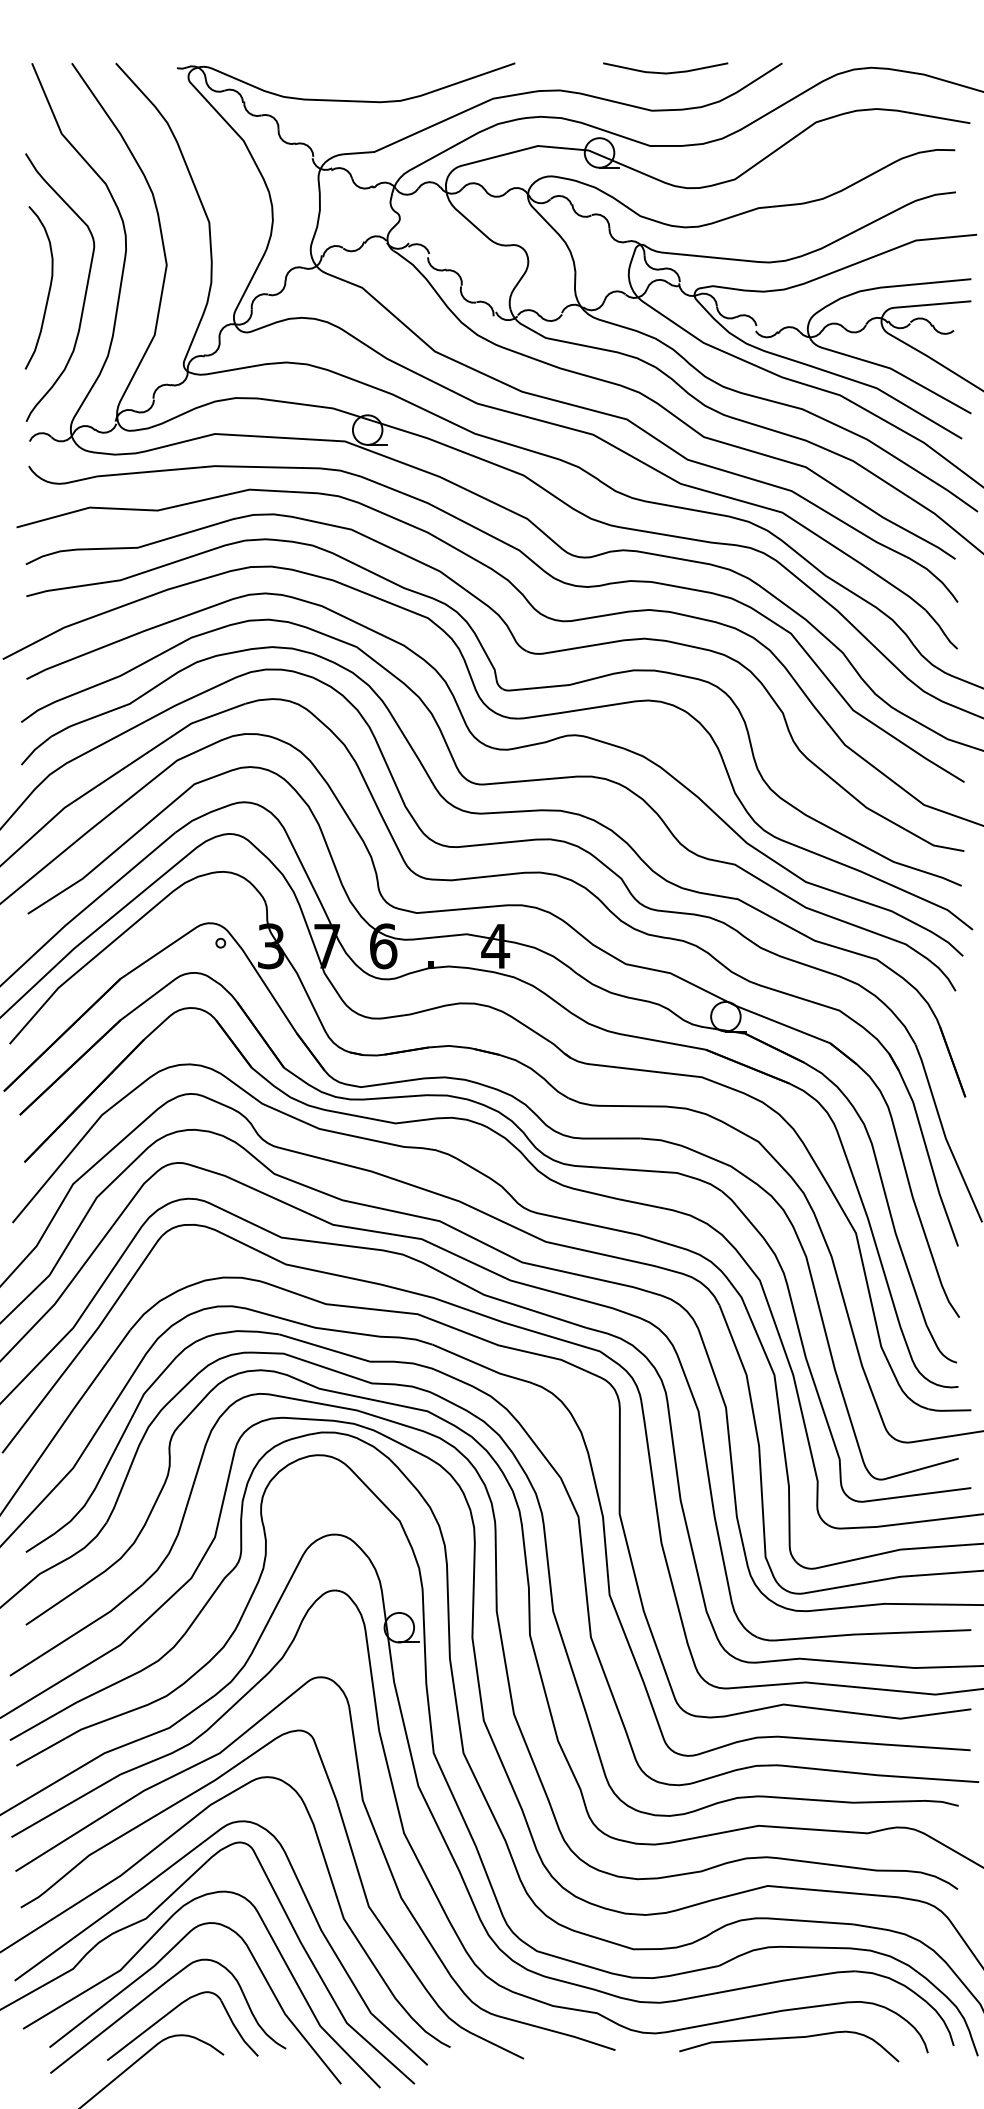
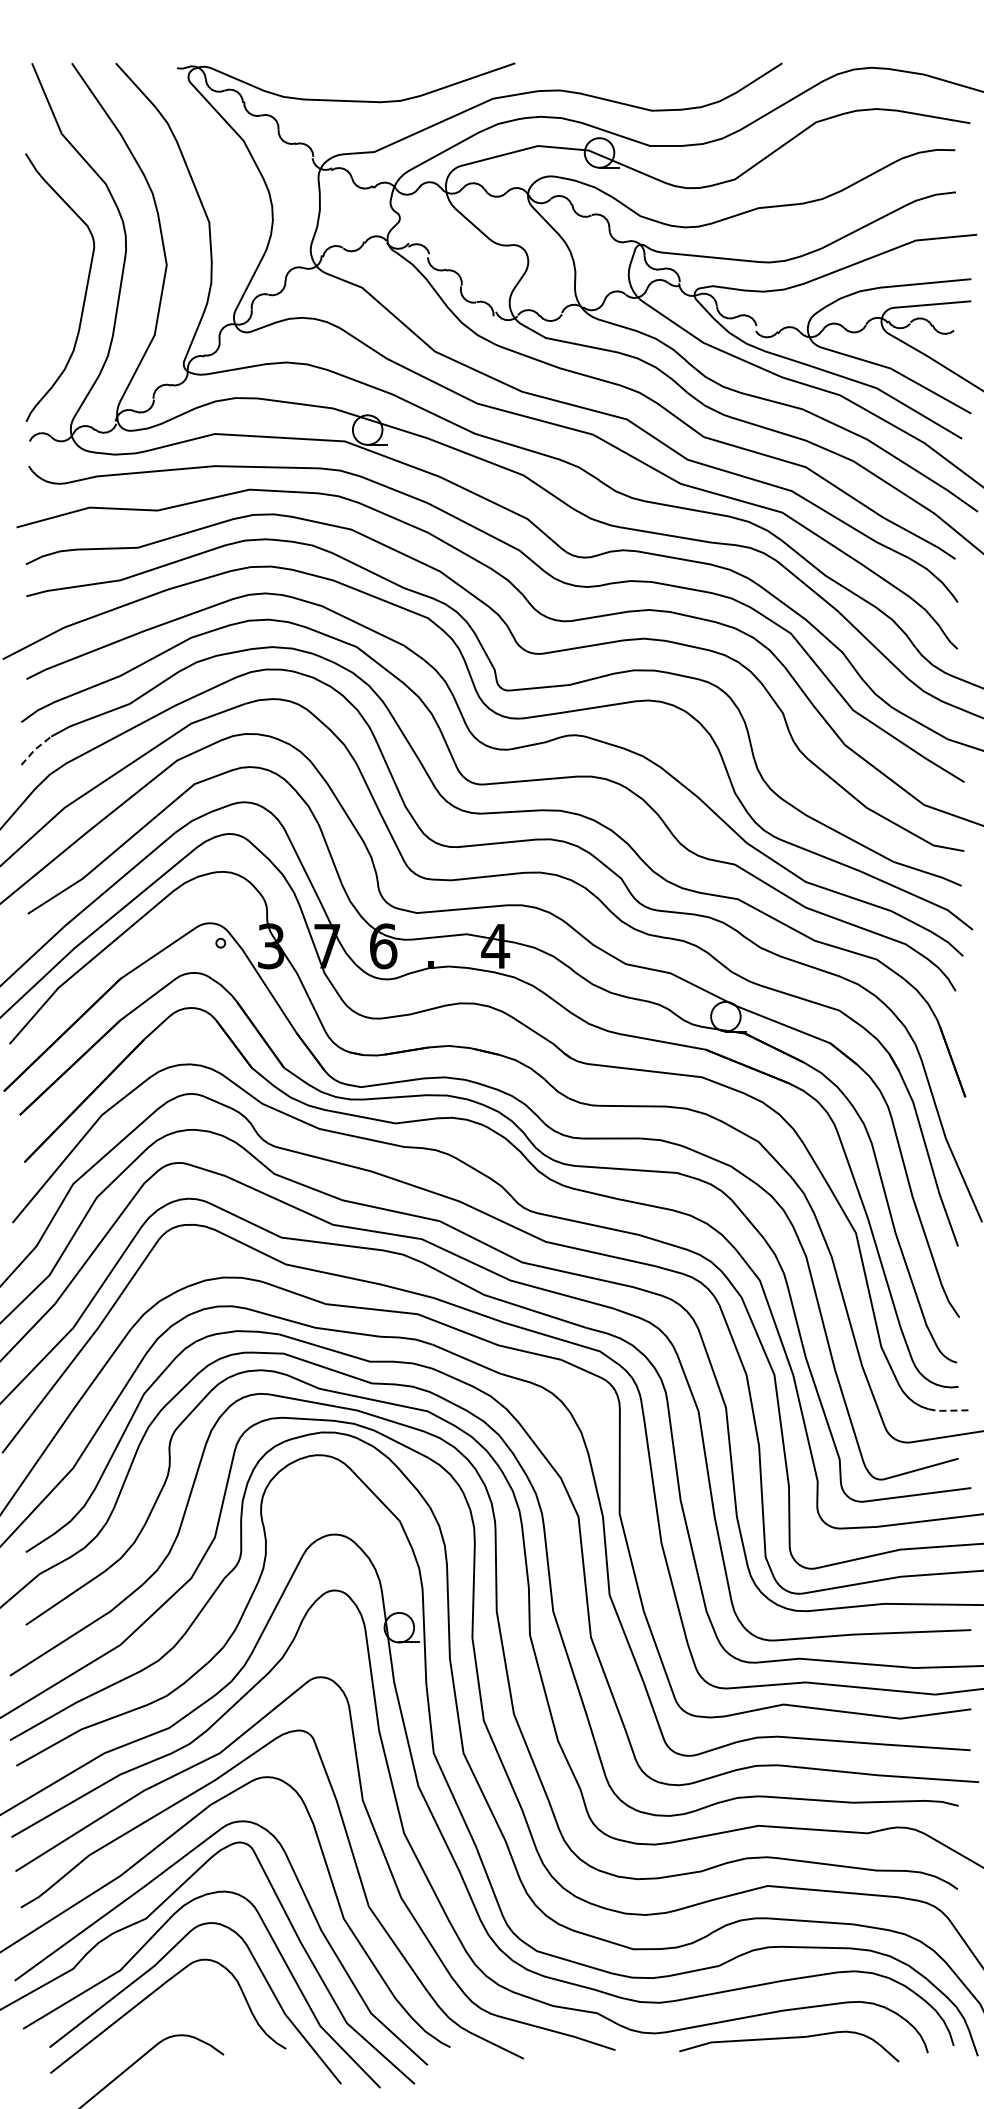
curve: present -> none (665, 72)
curve: present -> none (48, 290)
line: solid -> dashed (35, 749)
line: solid -> dashed (949, 1410)
part: present -> none (171, 2012)
